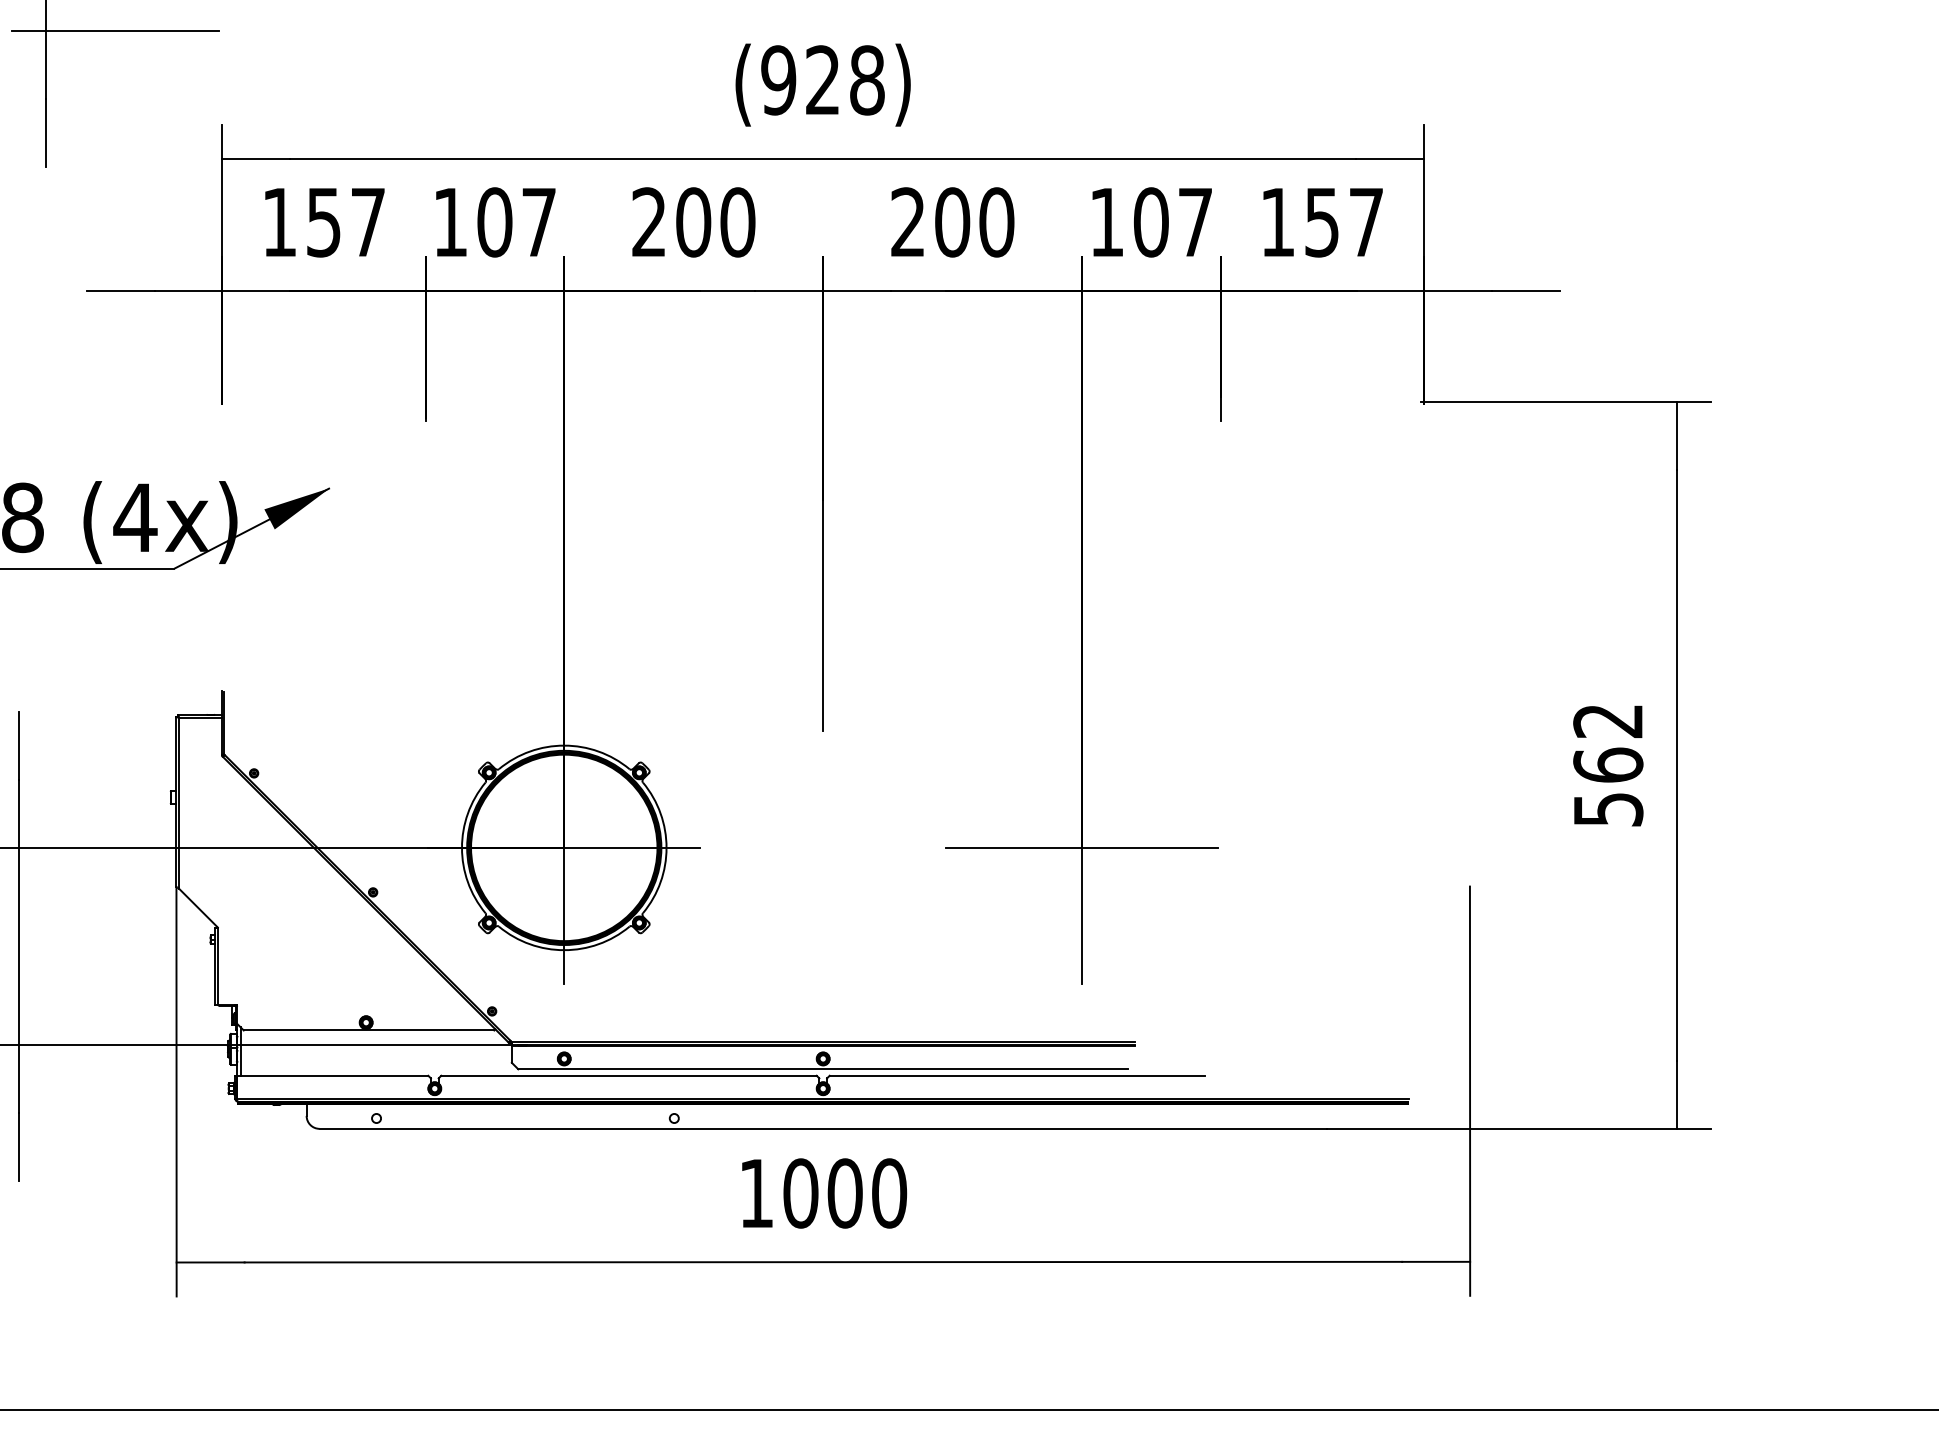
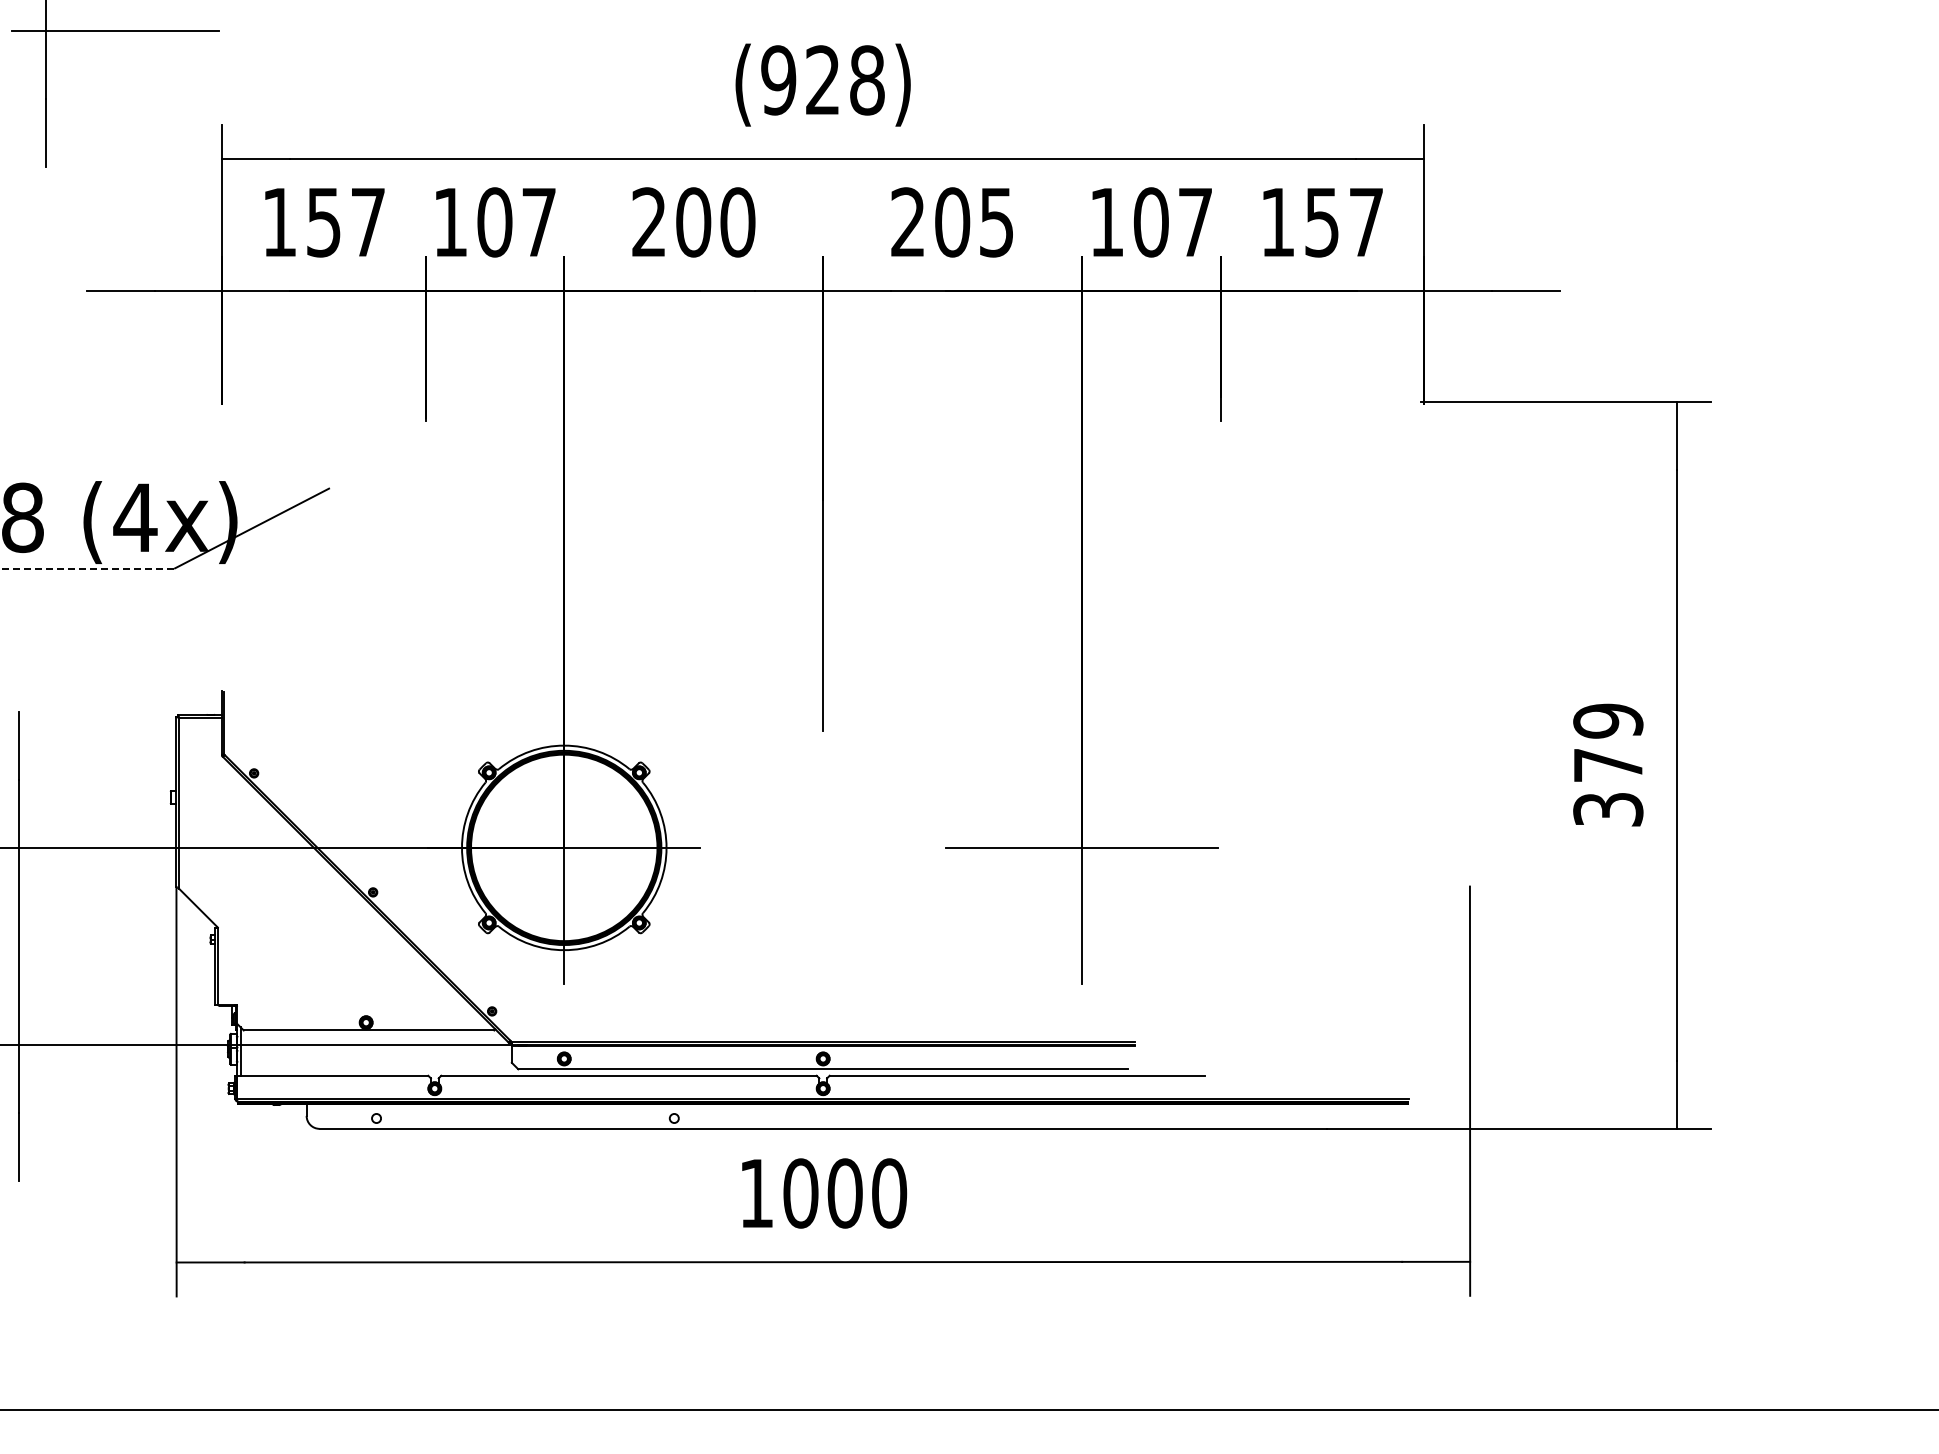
text: 200 -> 205 (996, 222)
fill: present -> none (296, 508)
line: solid -> dashed (87, 568)
text: 562 -> 379 (1608, 764)
